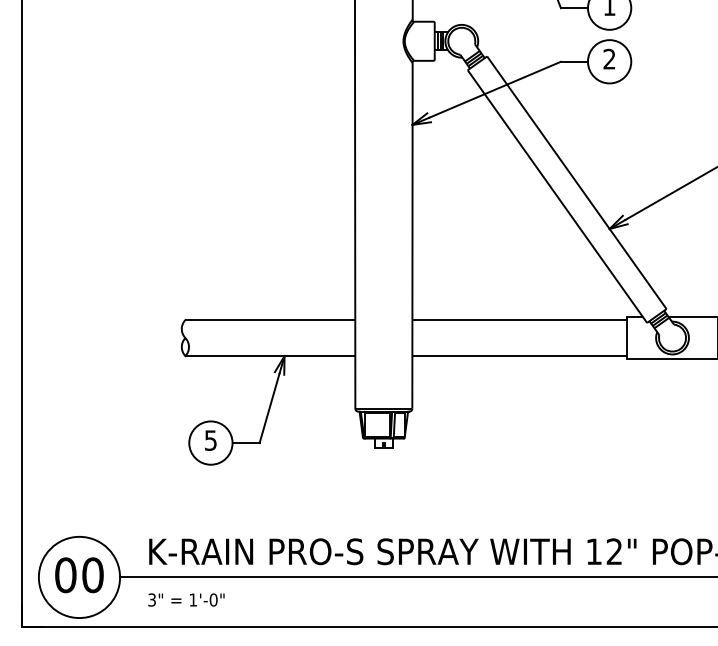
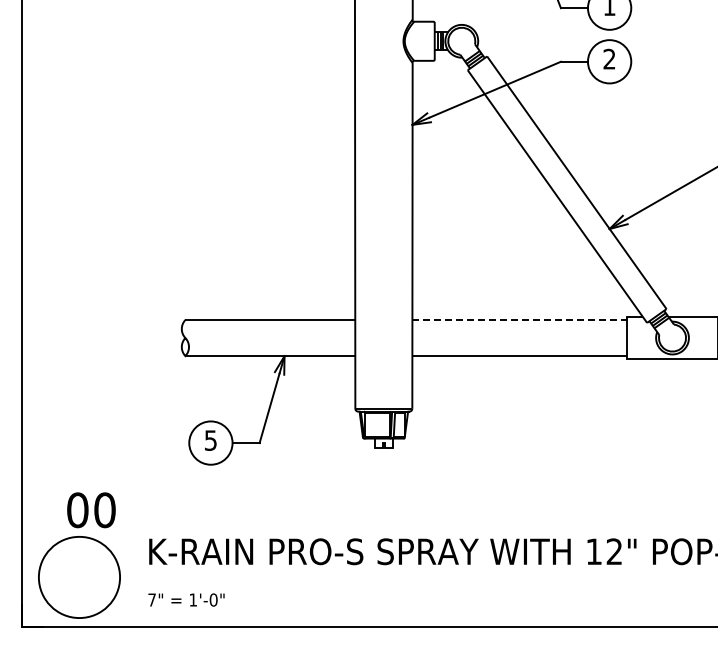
line: solid -> dashed (519, 320)
text position: (79, 575) -> (91, 510) (91, 510)
line: present -> none (417, 577)
text: 3" -> 7" (151, 599)
